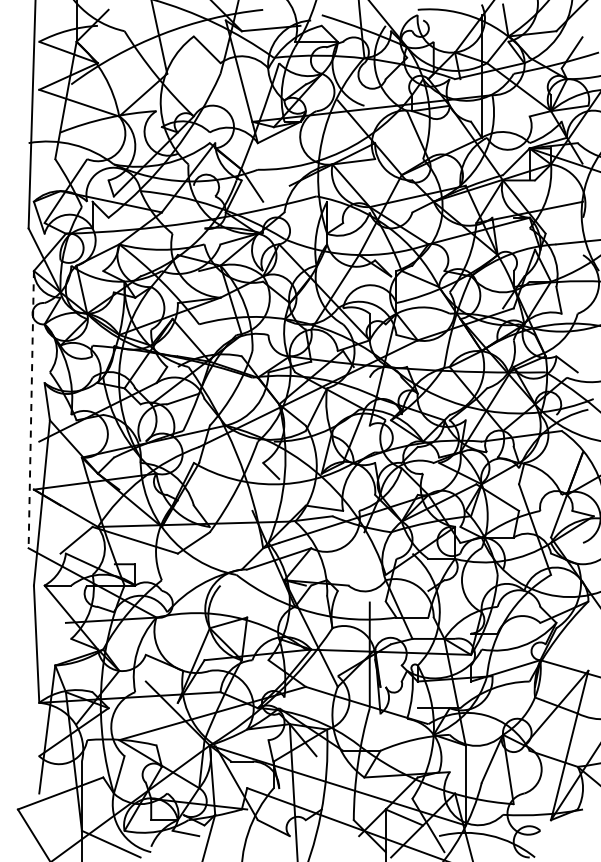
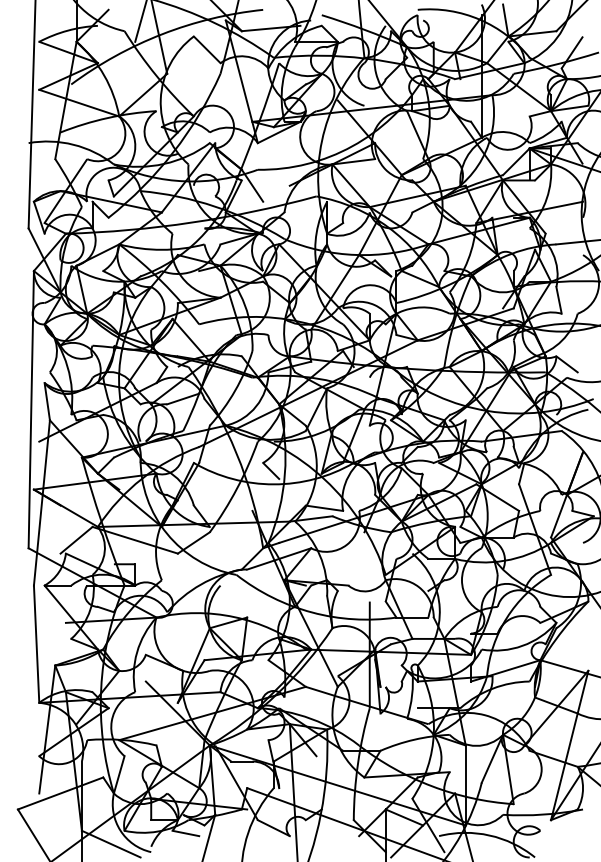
line: none -> present (140, 21)
line: dashed -> solid (31, 409)
